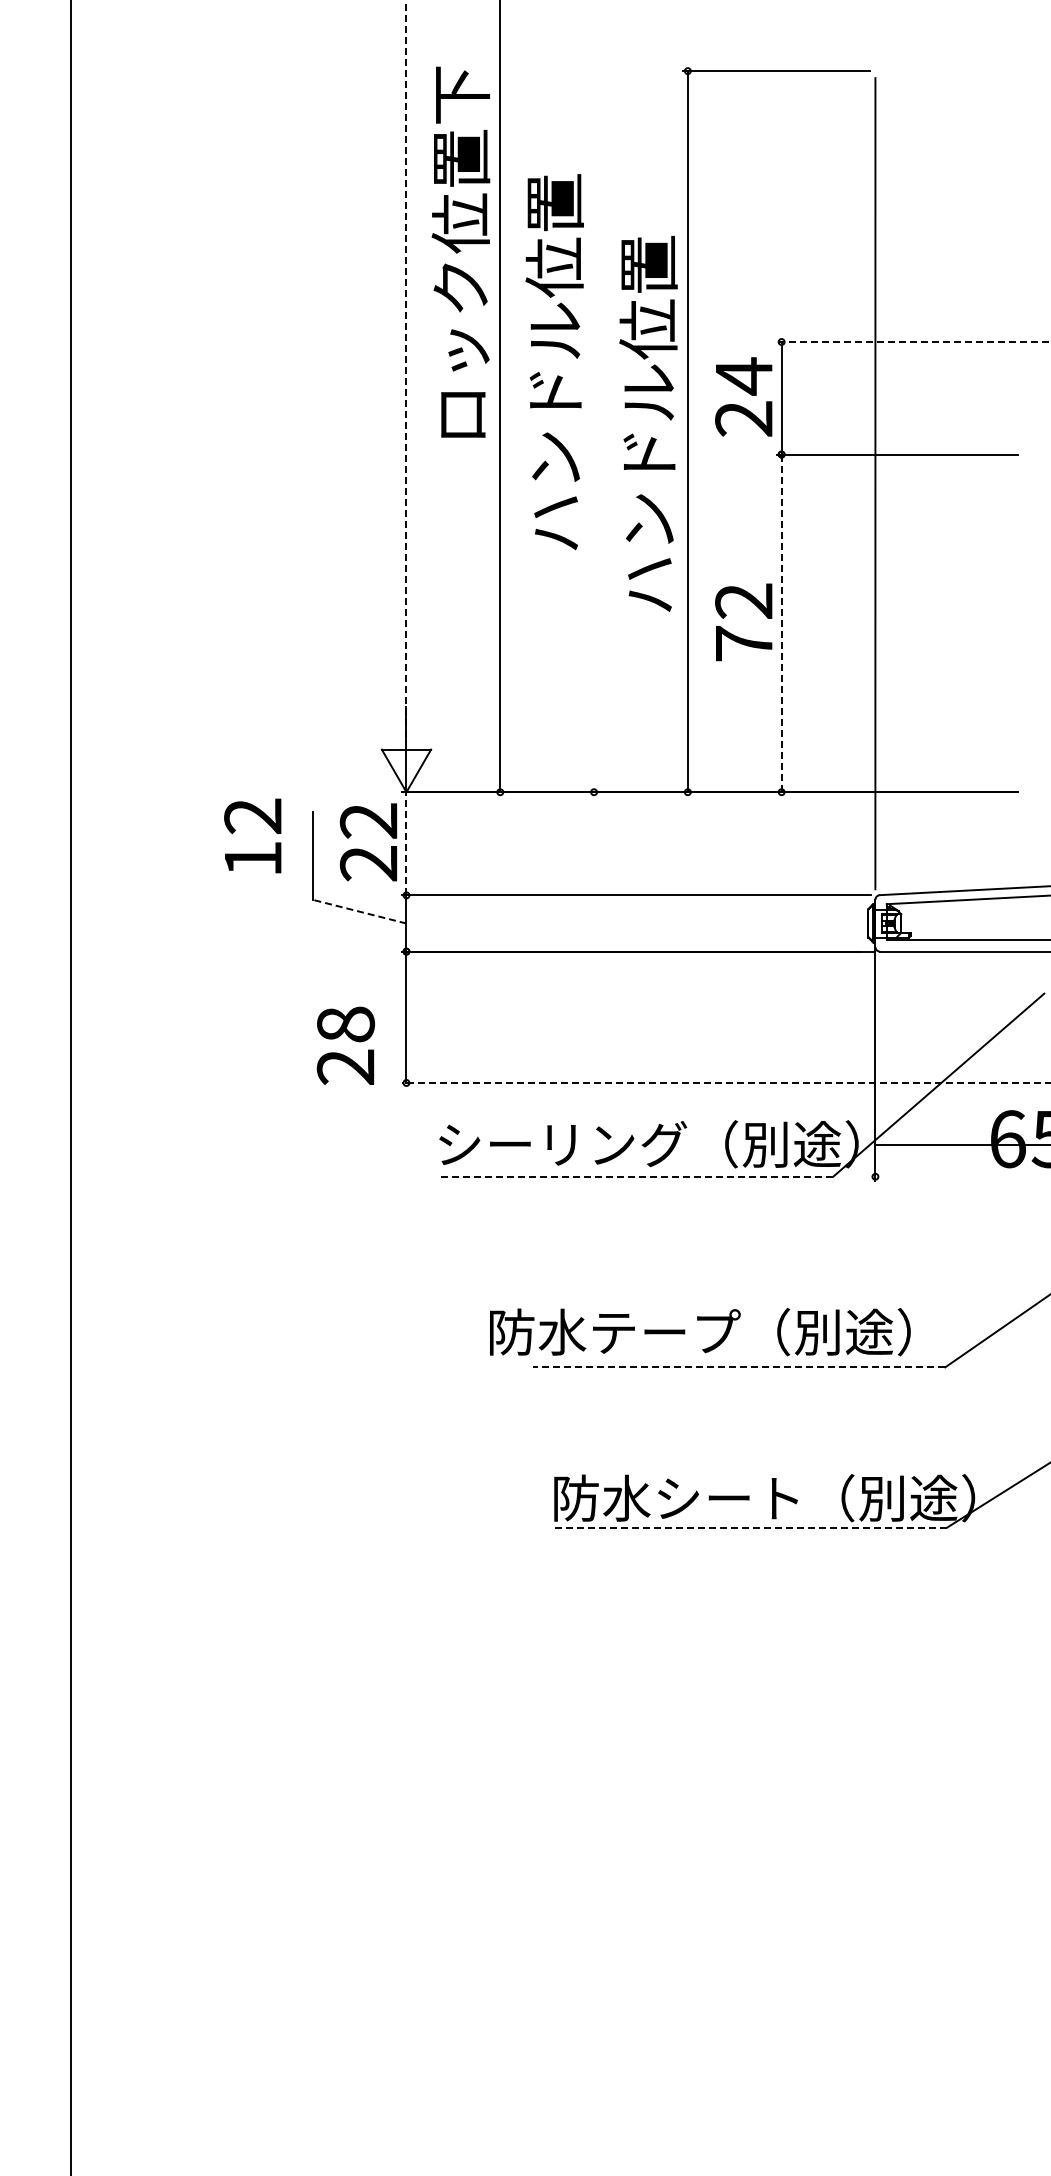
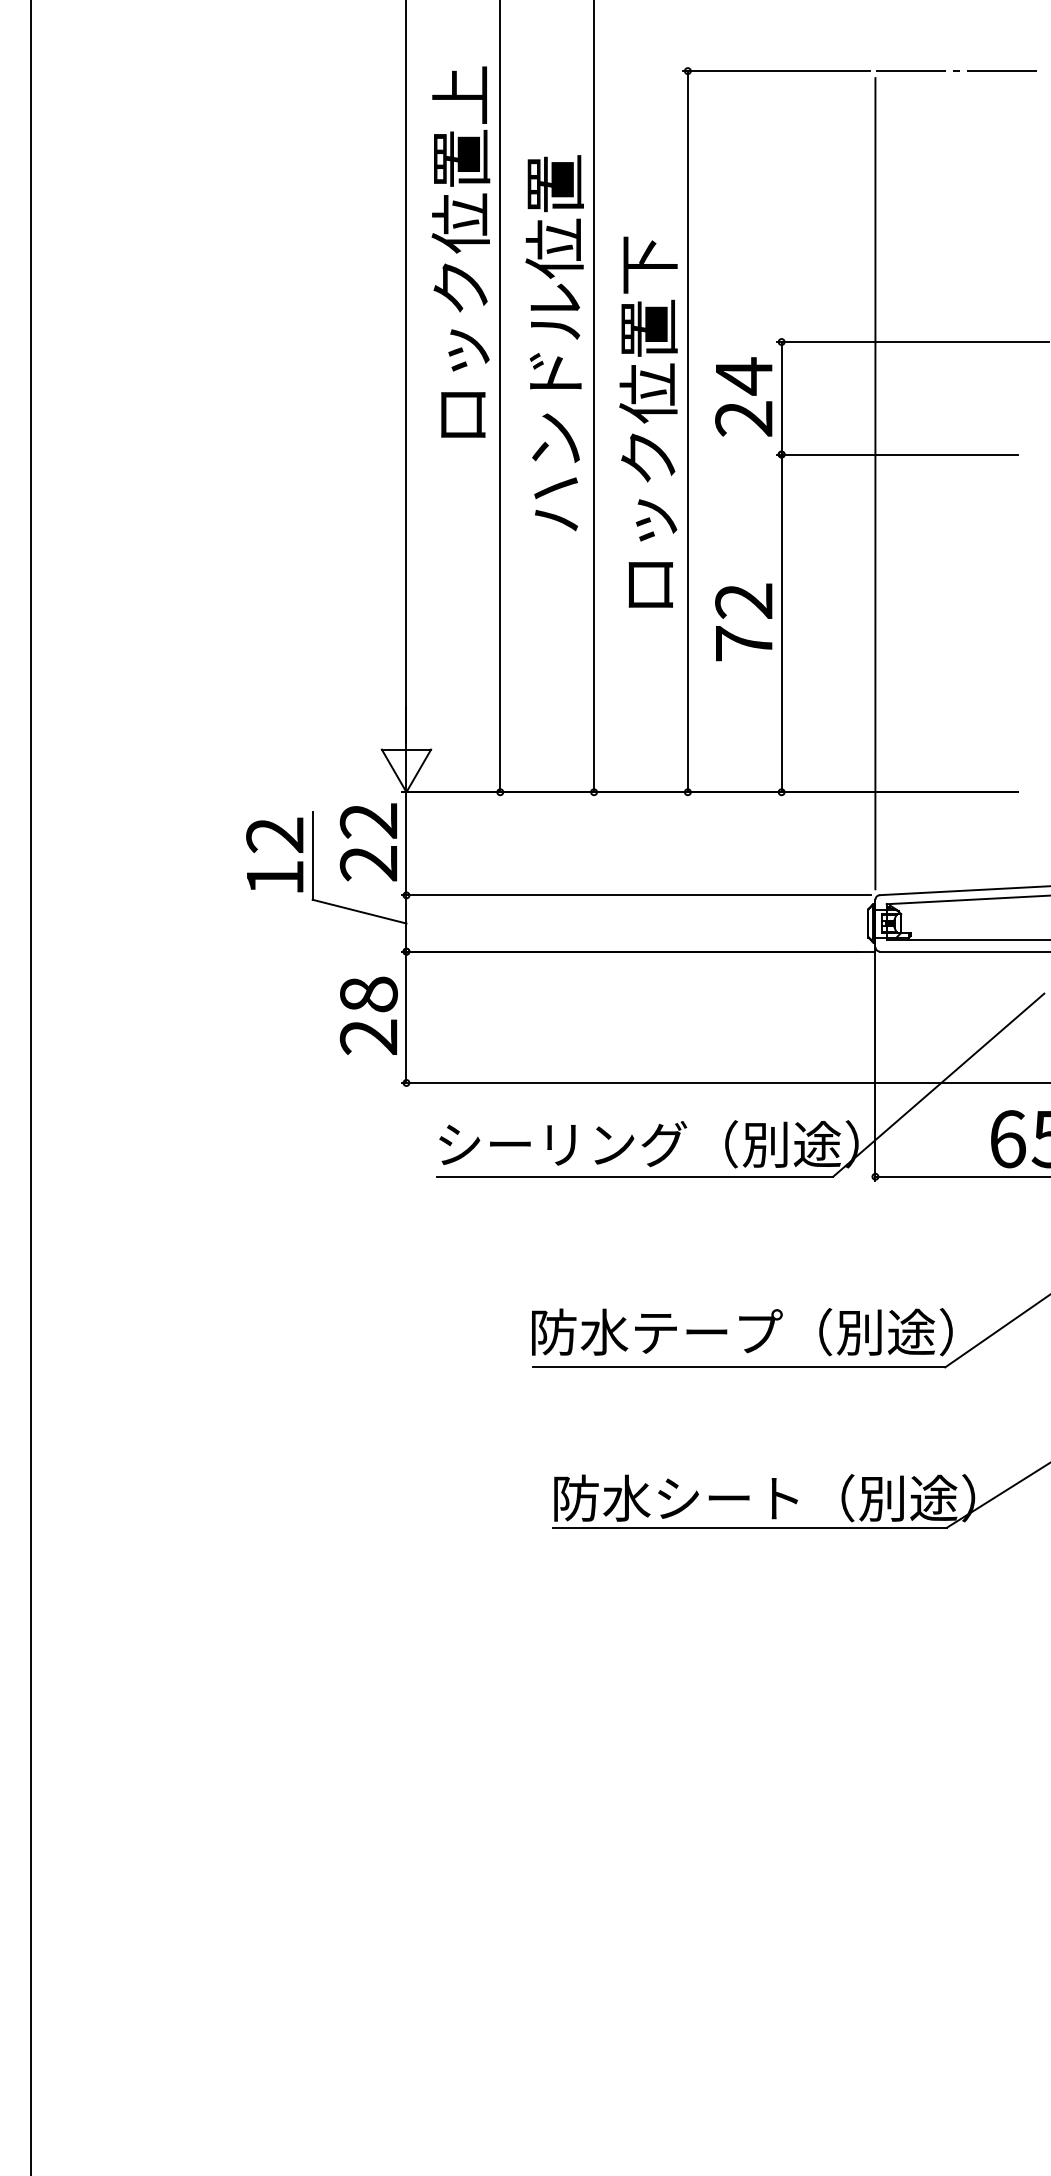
line: none -> present (955, 71)
text: ロック位置下 -> ロック位置上 (461, 94)
line: dashed -> solid (912, 342)
text position: (554, 362) -> (554, 343) (554, 343)
line: dashed -> solid (406, 372)
line: none -> present (594, 397)
text: ハンドル位置 -> ロック位置下 (648, 423)
line: dashed -> solid (781, 623)
text position: (252, 835) -> (274, 854) (274, 854)
line: dashed -> solid (406, 843)
line: dashed -> solid (359, 911)
text position: (345, 1045) -> (368, 1015) (368, 1015)
line: dashed -> solid (725, 1082)
line position: (71, 1087) -> (31, 1087) (31, 1087)
line position: (961, 1144) -> (961, 1176) (961, 1176)
line: dashed -> solid (634, 1176)
text position: (700, 1332) -> (742, 1332) (742, 1332)
line: dashed -> solid (738, 1367)
line: dashed -> solid (749, 1527)
